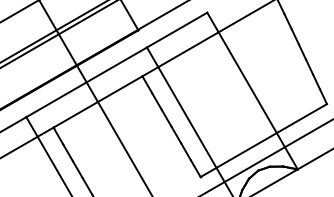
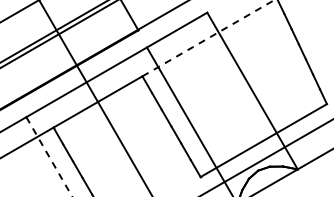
line: solid -> dashed (208, 37)
line: solid -> dashed (49, 157)
